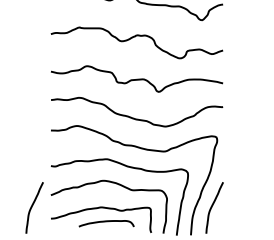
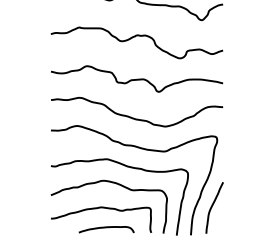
curve: present -> none (32, 207)
curve position: (106, 222) -> (106, 228) (106, 228)
